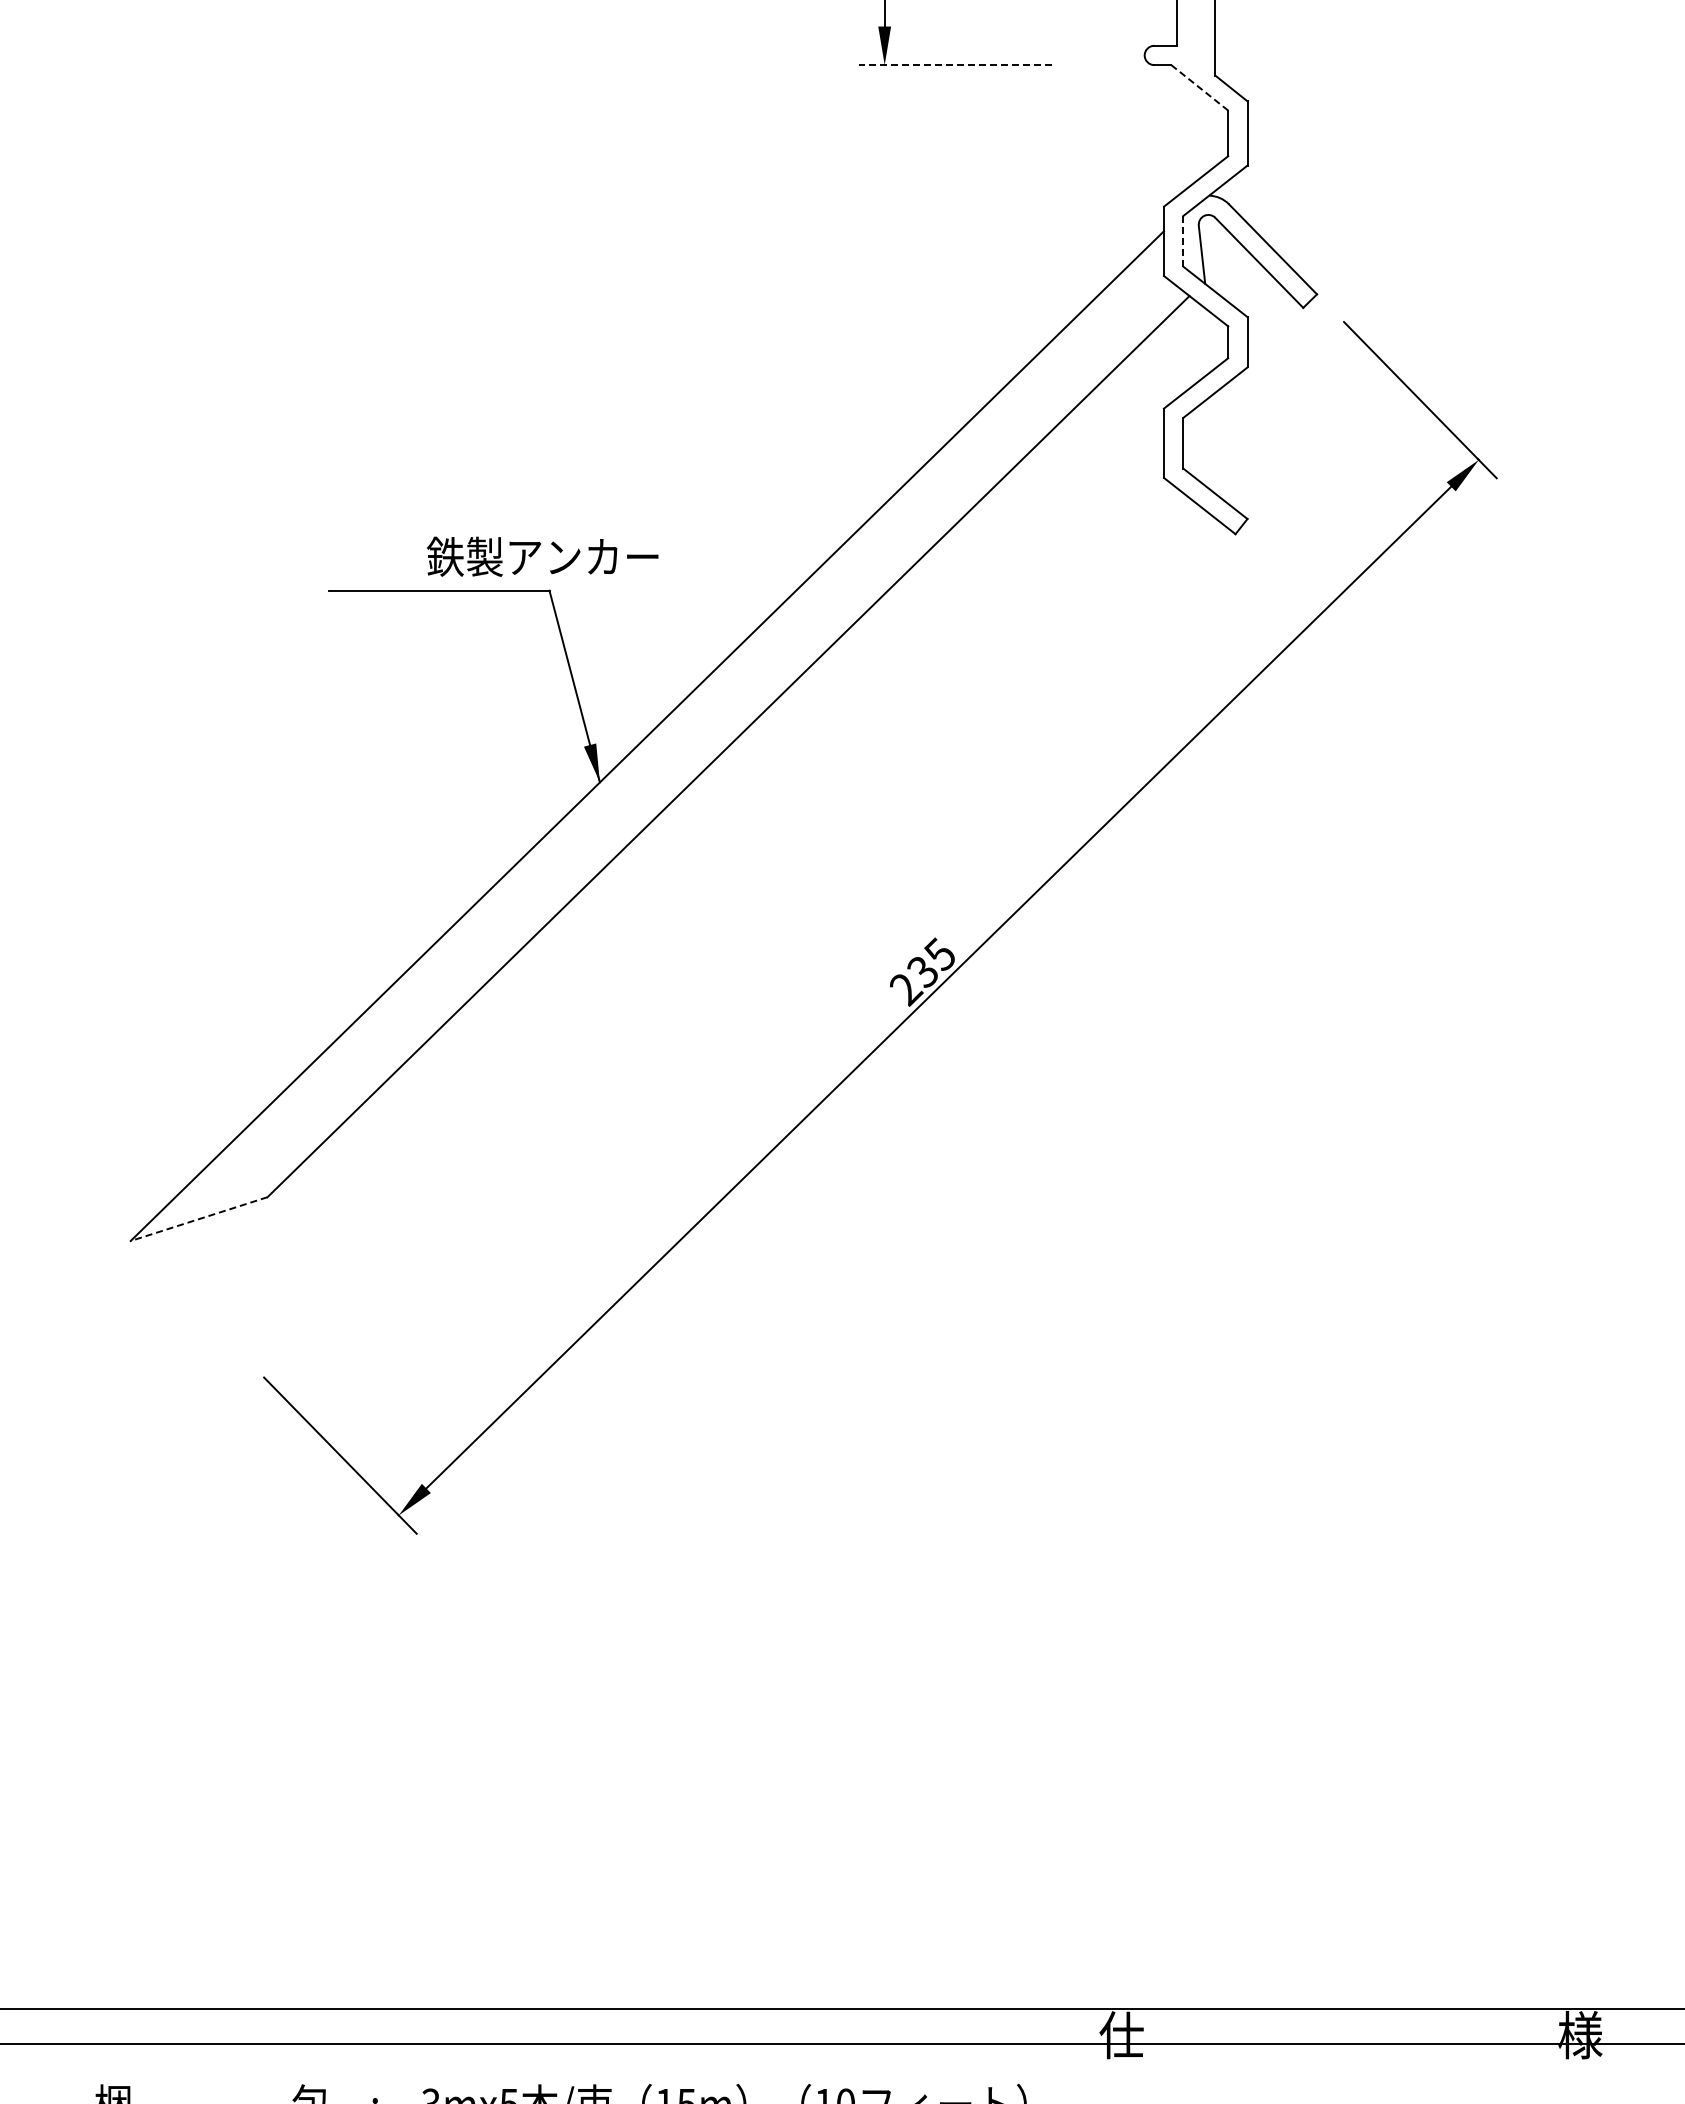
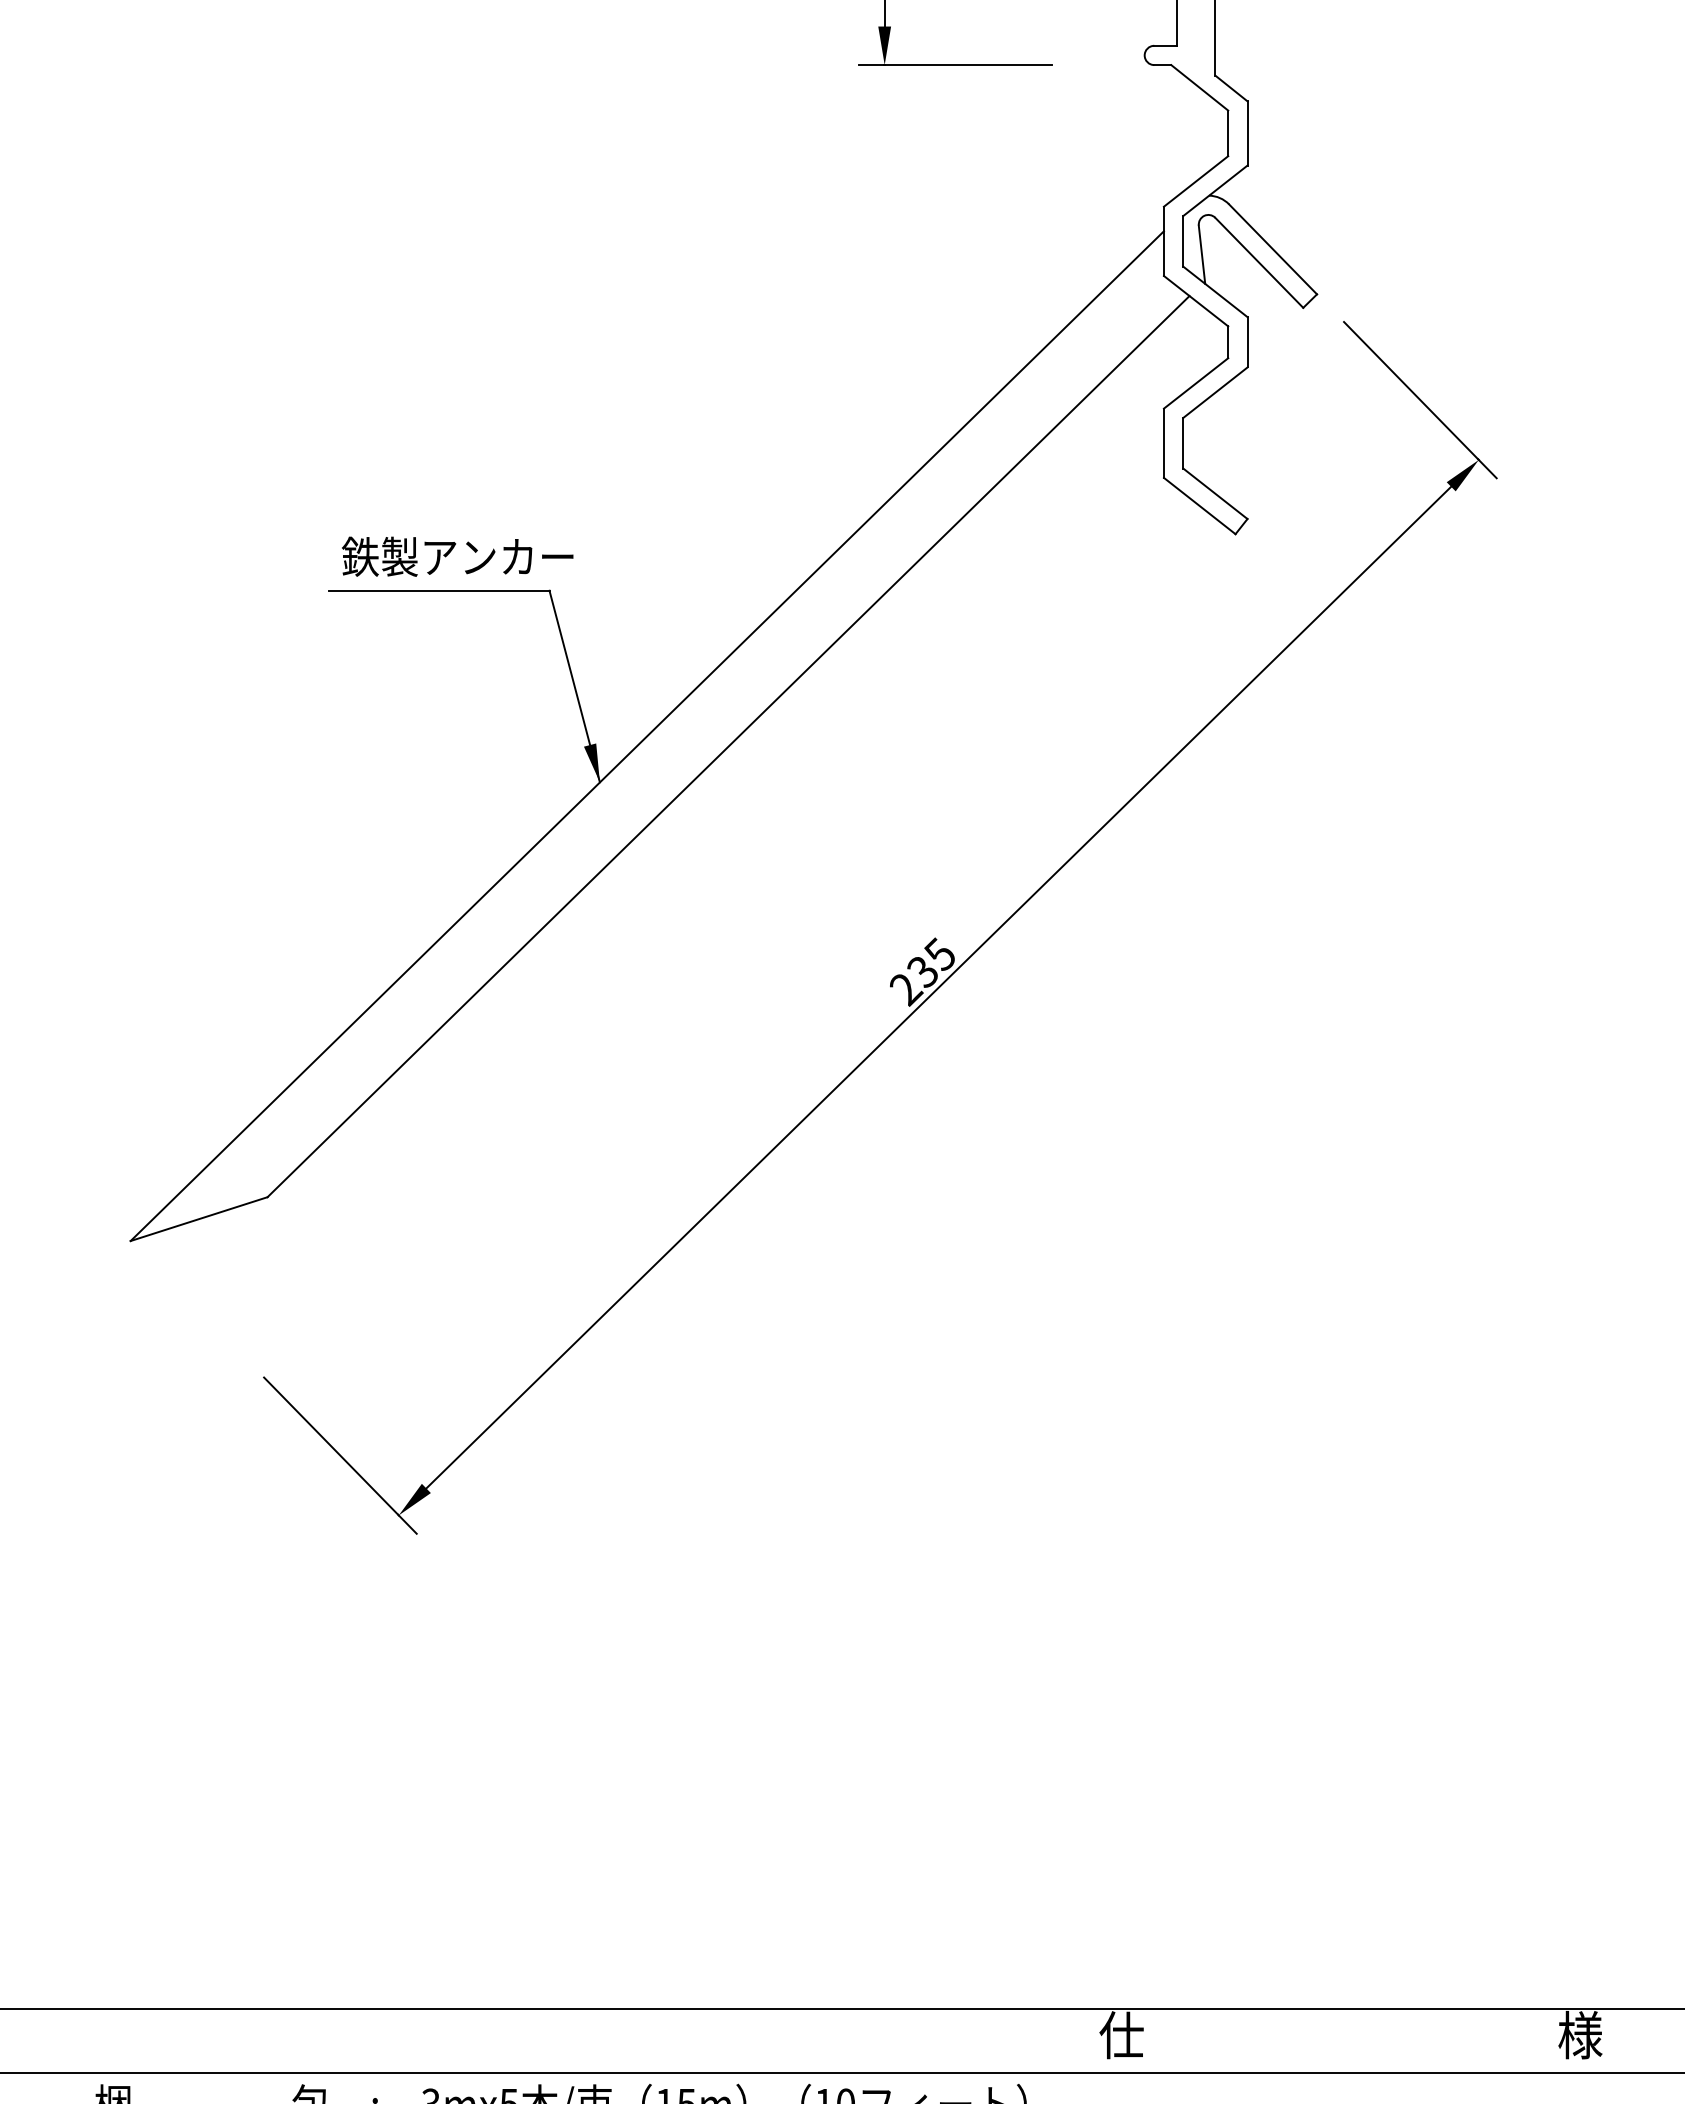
line: dashed -> solid (954, 65)
line: dashed -> solid (1200, 88)
line: dashed -> solid (1183, 241)
text position: (542, 556) -> (457, 556) (457, 556)
line: dashed -> solid (199, 1219)
line position: (841, 2043) -> (841, 2072) (841, 2072)
